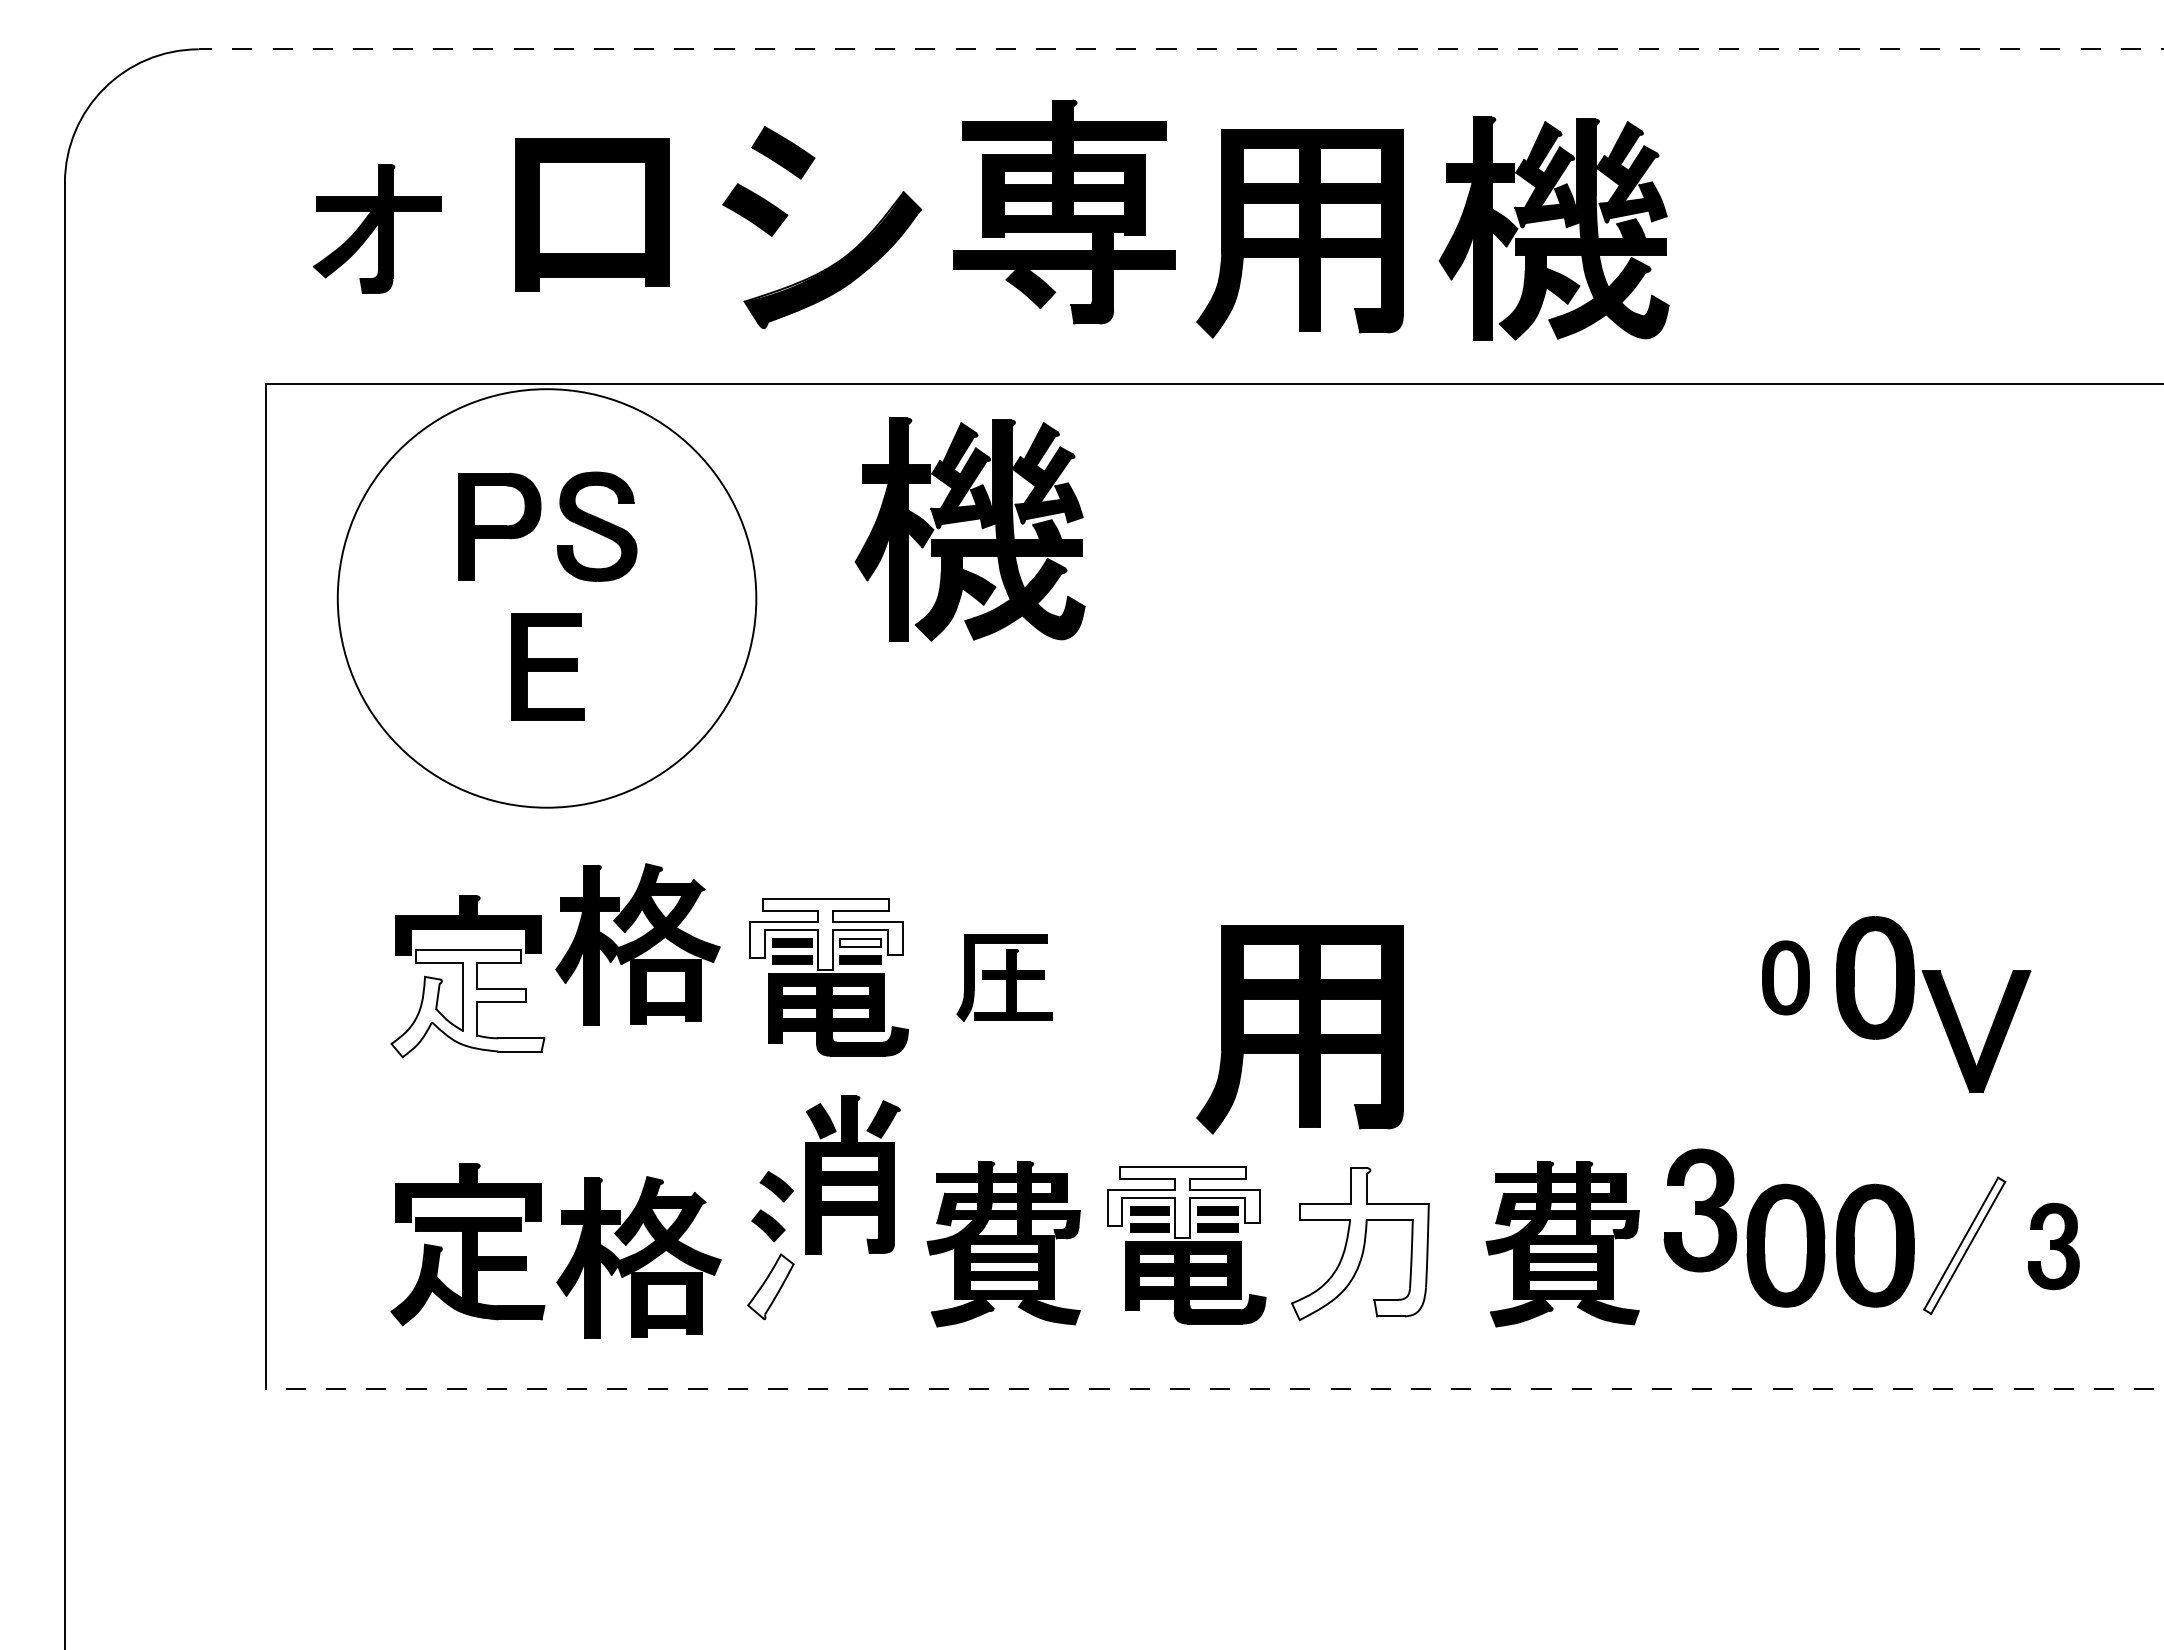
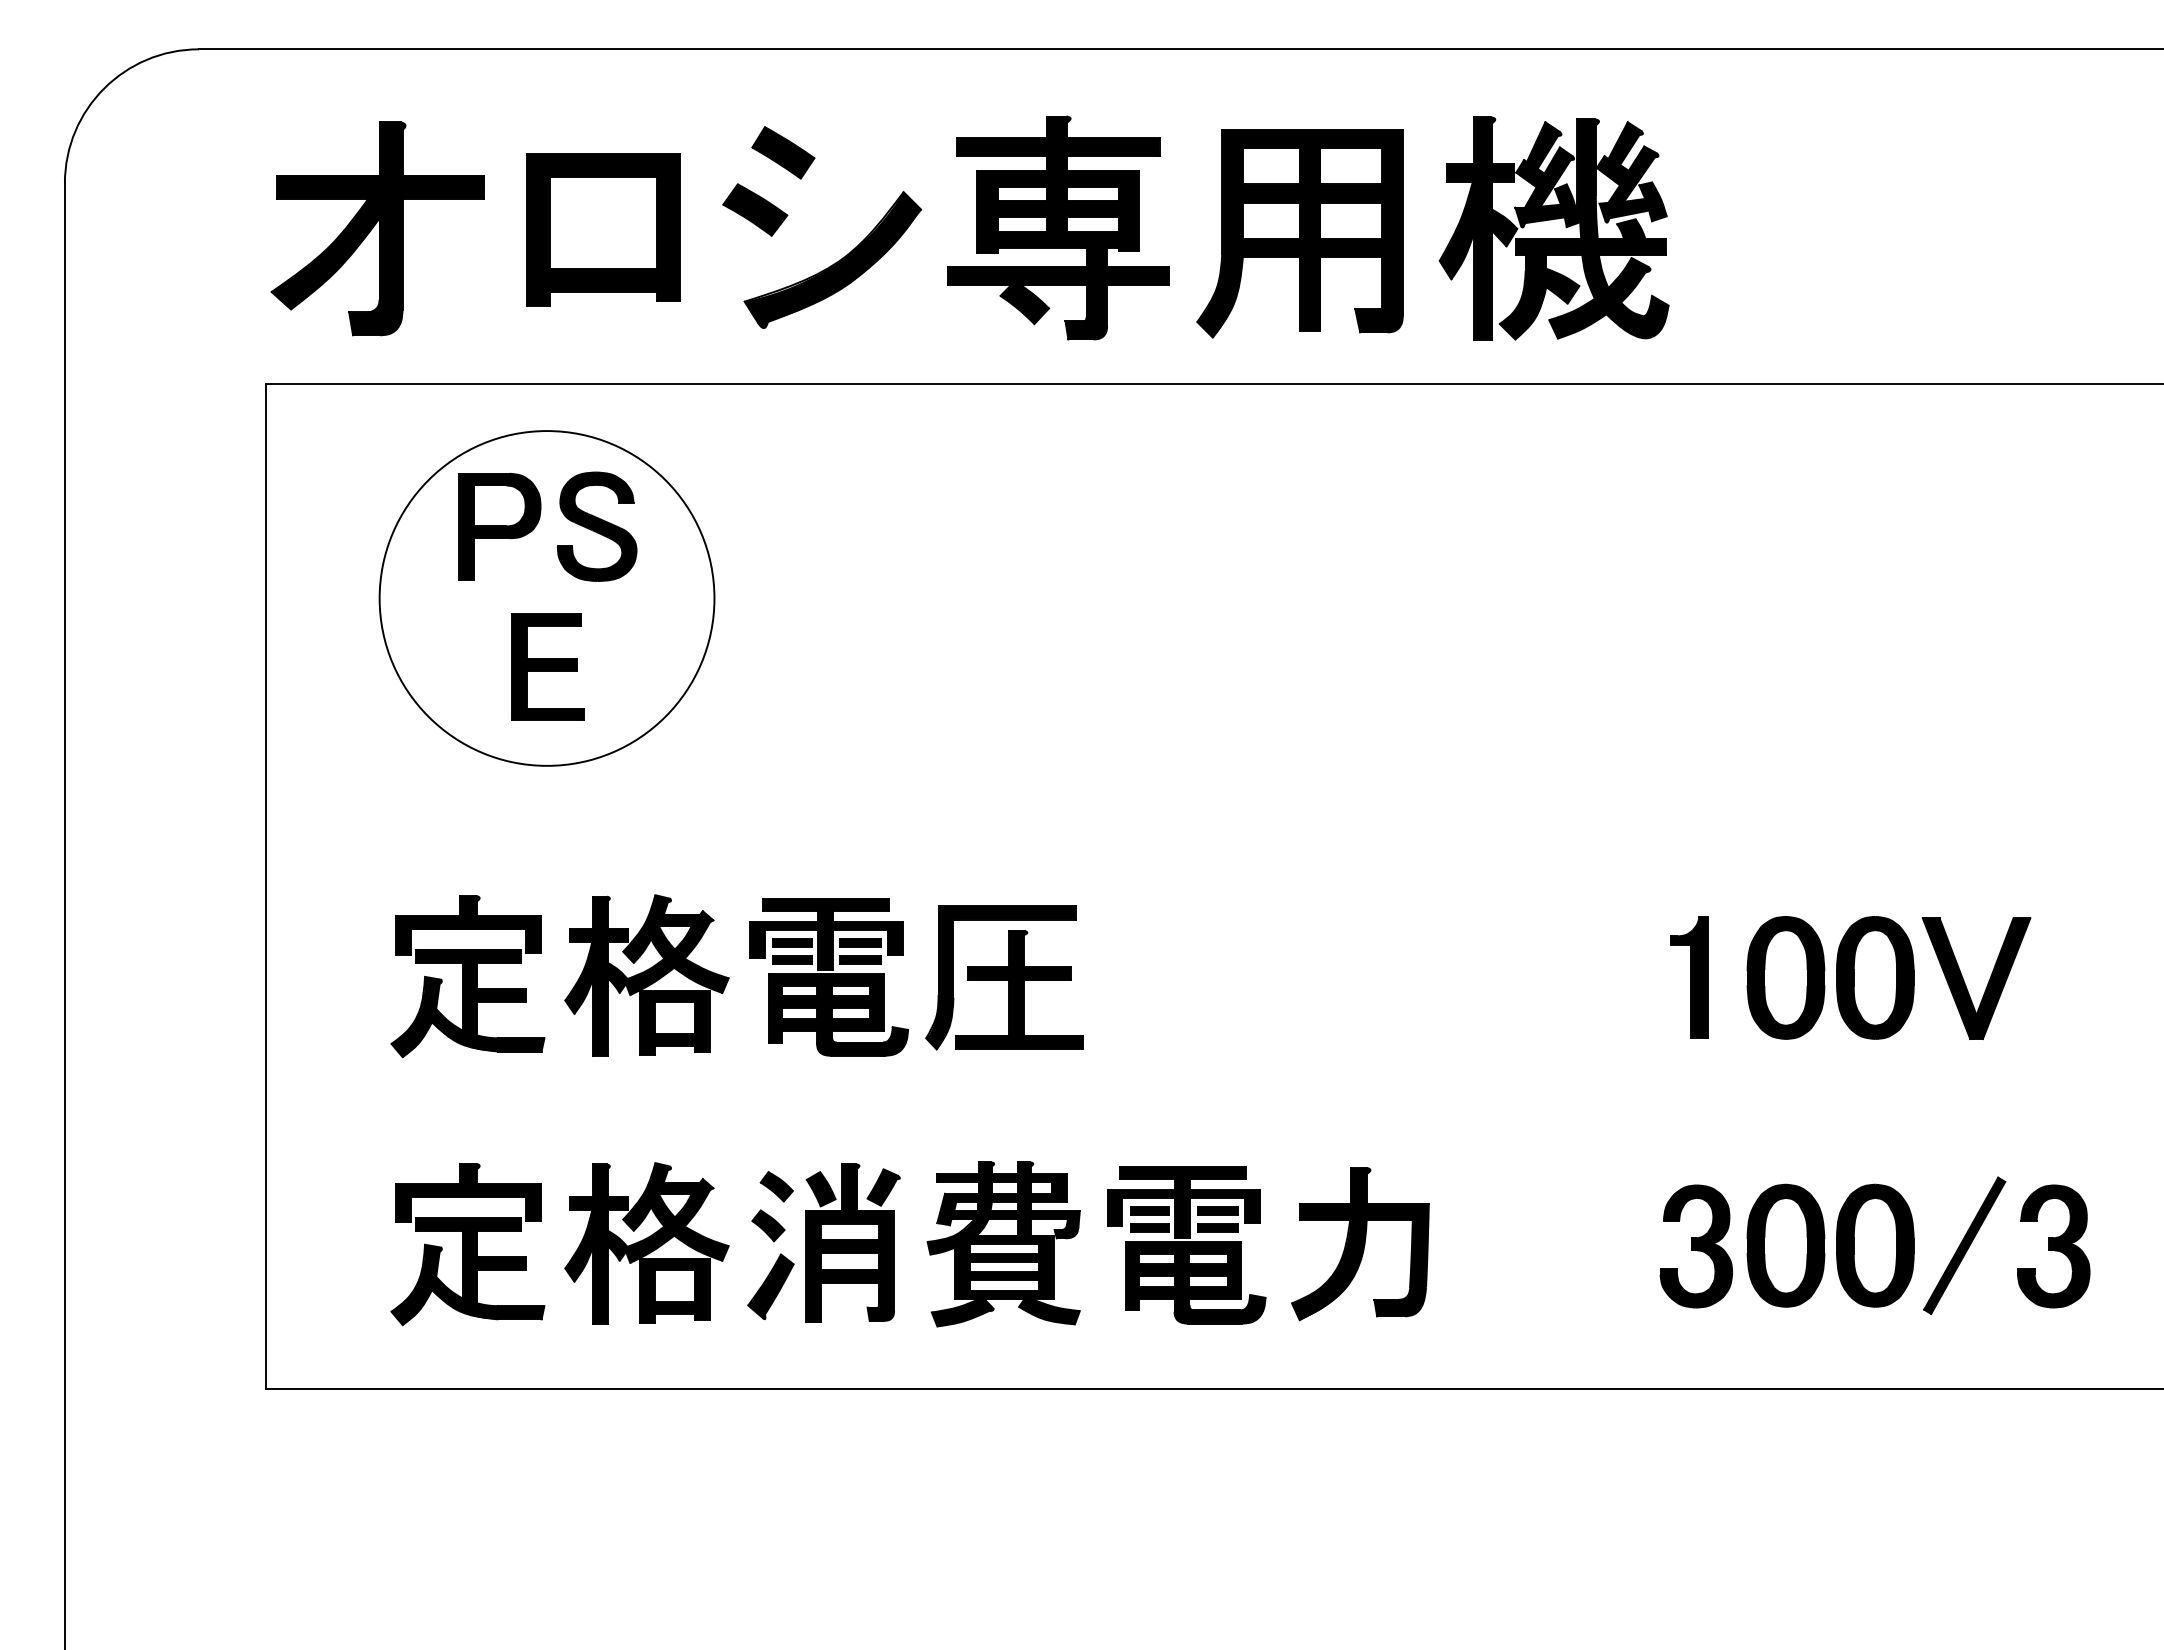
line: dashed -> solid (1180, 49)
part position: (1064, 211) -> (1058, 227) (1058, 227)
part position: (592, 214) -> (603, 229) (603, 229)
part size: 130x130 px -> 215x216 px (377, 228)
part: present -> none (967, 521)
circle diameter: 419 px -> 335 px (546, 598)
fill: none -> present (826, 934)
fill: none -> present (860, 943)
part position: (637, 944) -> (646, 975) (646, 975)
part size: 97x88 px -> 159x146 px (1004, 977)
part: none -> present (1689, 977)
part size: 48x76 px -> 80x124 px (1785, 977)
fill: none -> present (467, 1003)
part: present -> none (1299, 1029)
part position: (1965, 1036) -> (1965, 983) (1965, 983)
part position: (852, 1174) -> (852, 1242) (852, 1242)
fill: none -> present (1183, 1202)
part position: (1700, 1210) -> (1696, 1246) (1696, 1246)
fill: none -> present (1360, 1243)
part: present -> none (1562, 1244)
fill: none -> present (1964, 1245)
part size: 52x89 px -> 74x125 px (2053, 1246)
part position: (638, 1257) -> (646, 1243) (646, 1243)
fill: none -> present (770, 1286)
line: dashed -> solid (1214, 1388)
